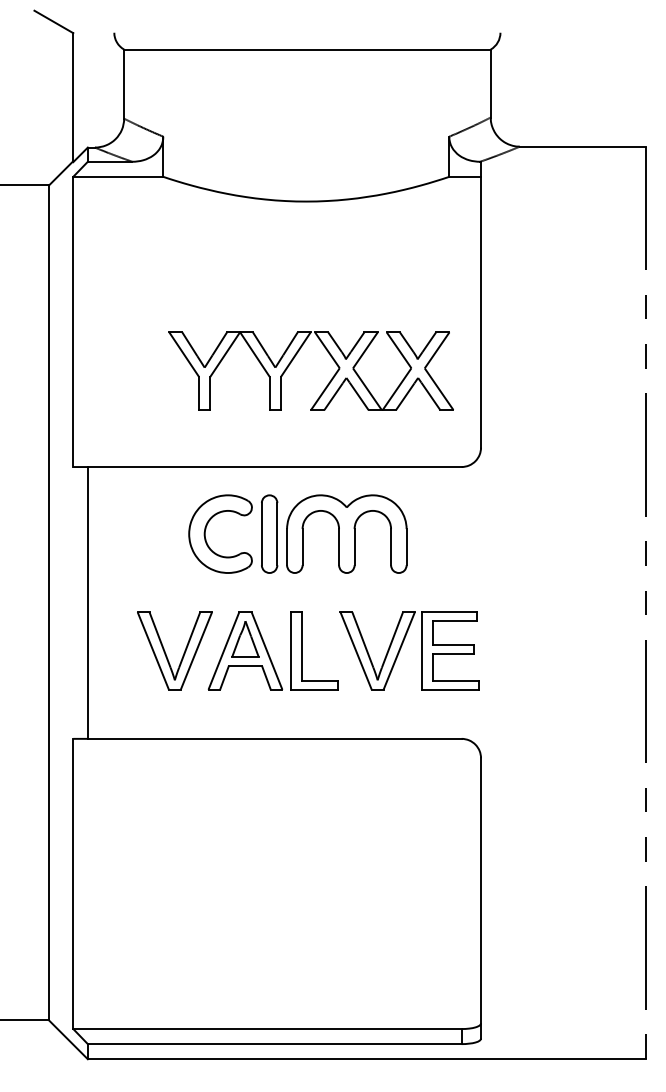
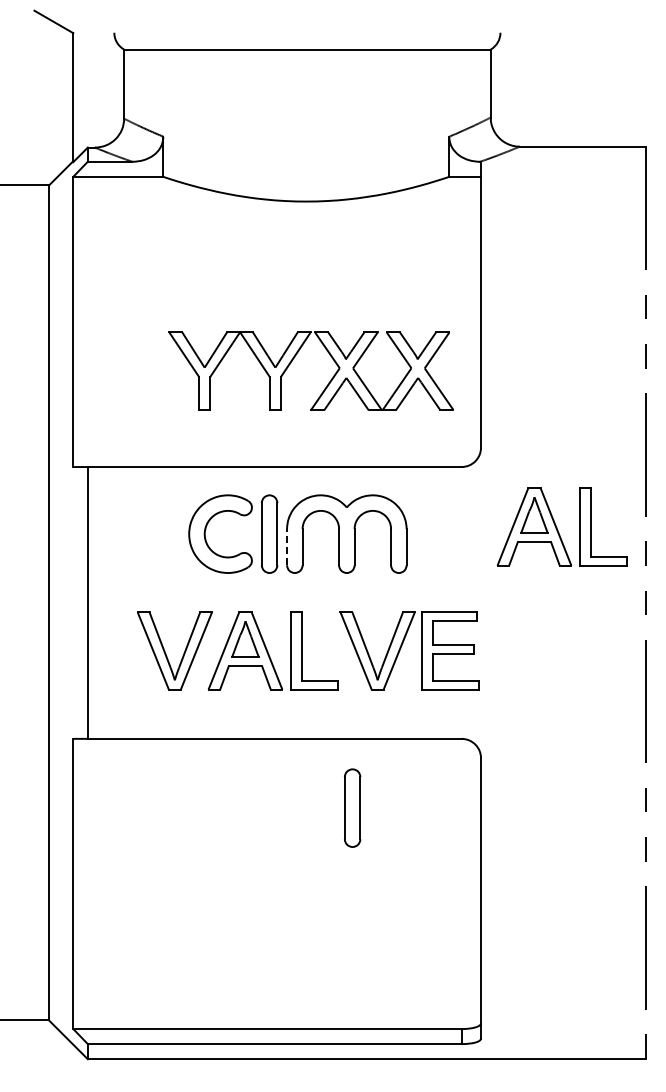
part: none -> present (561, 526)
line: solid -> dashed (287, 546)
part: none -> present (352, 807)
